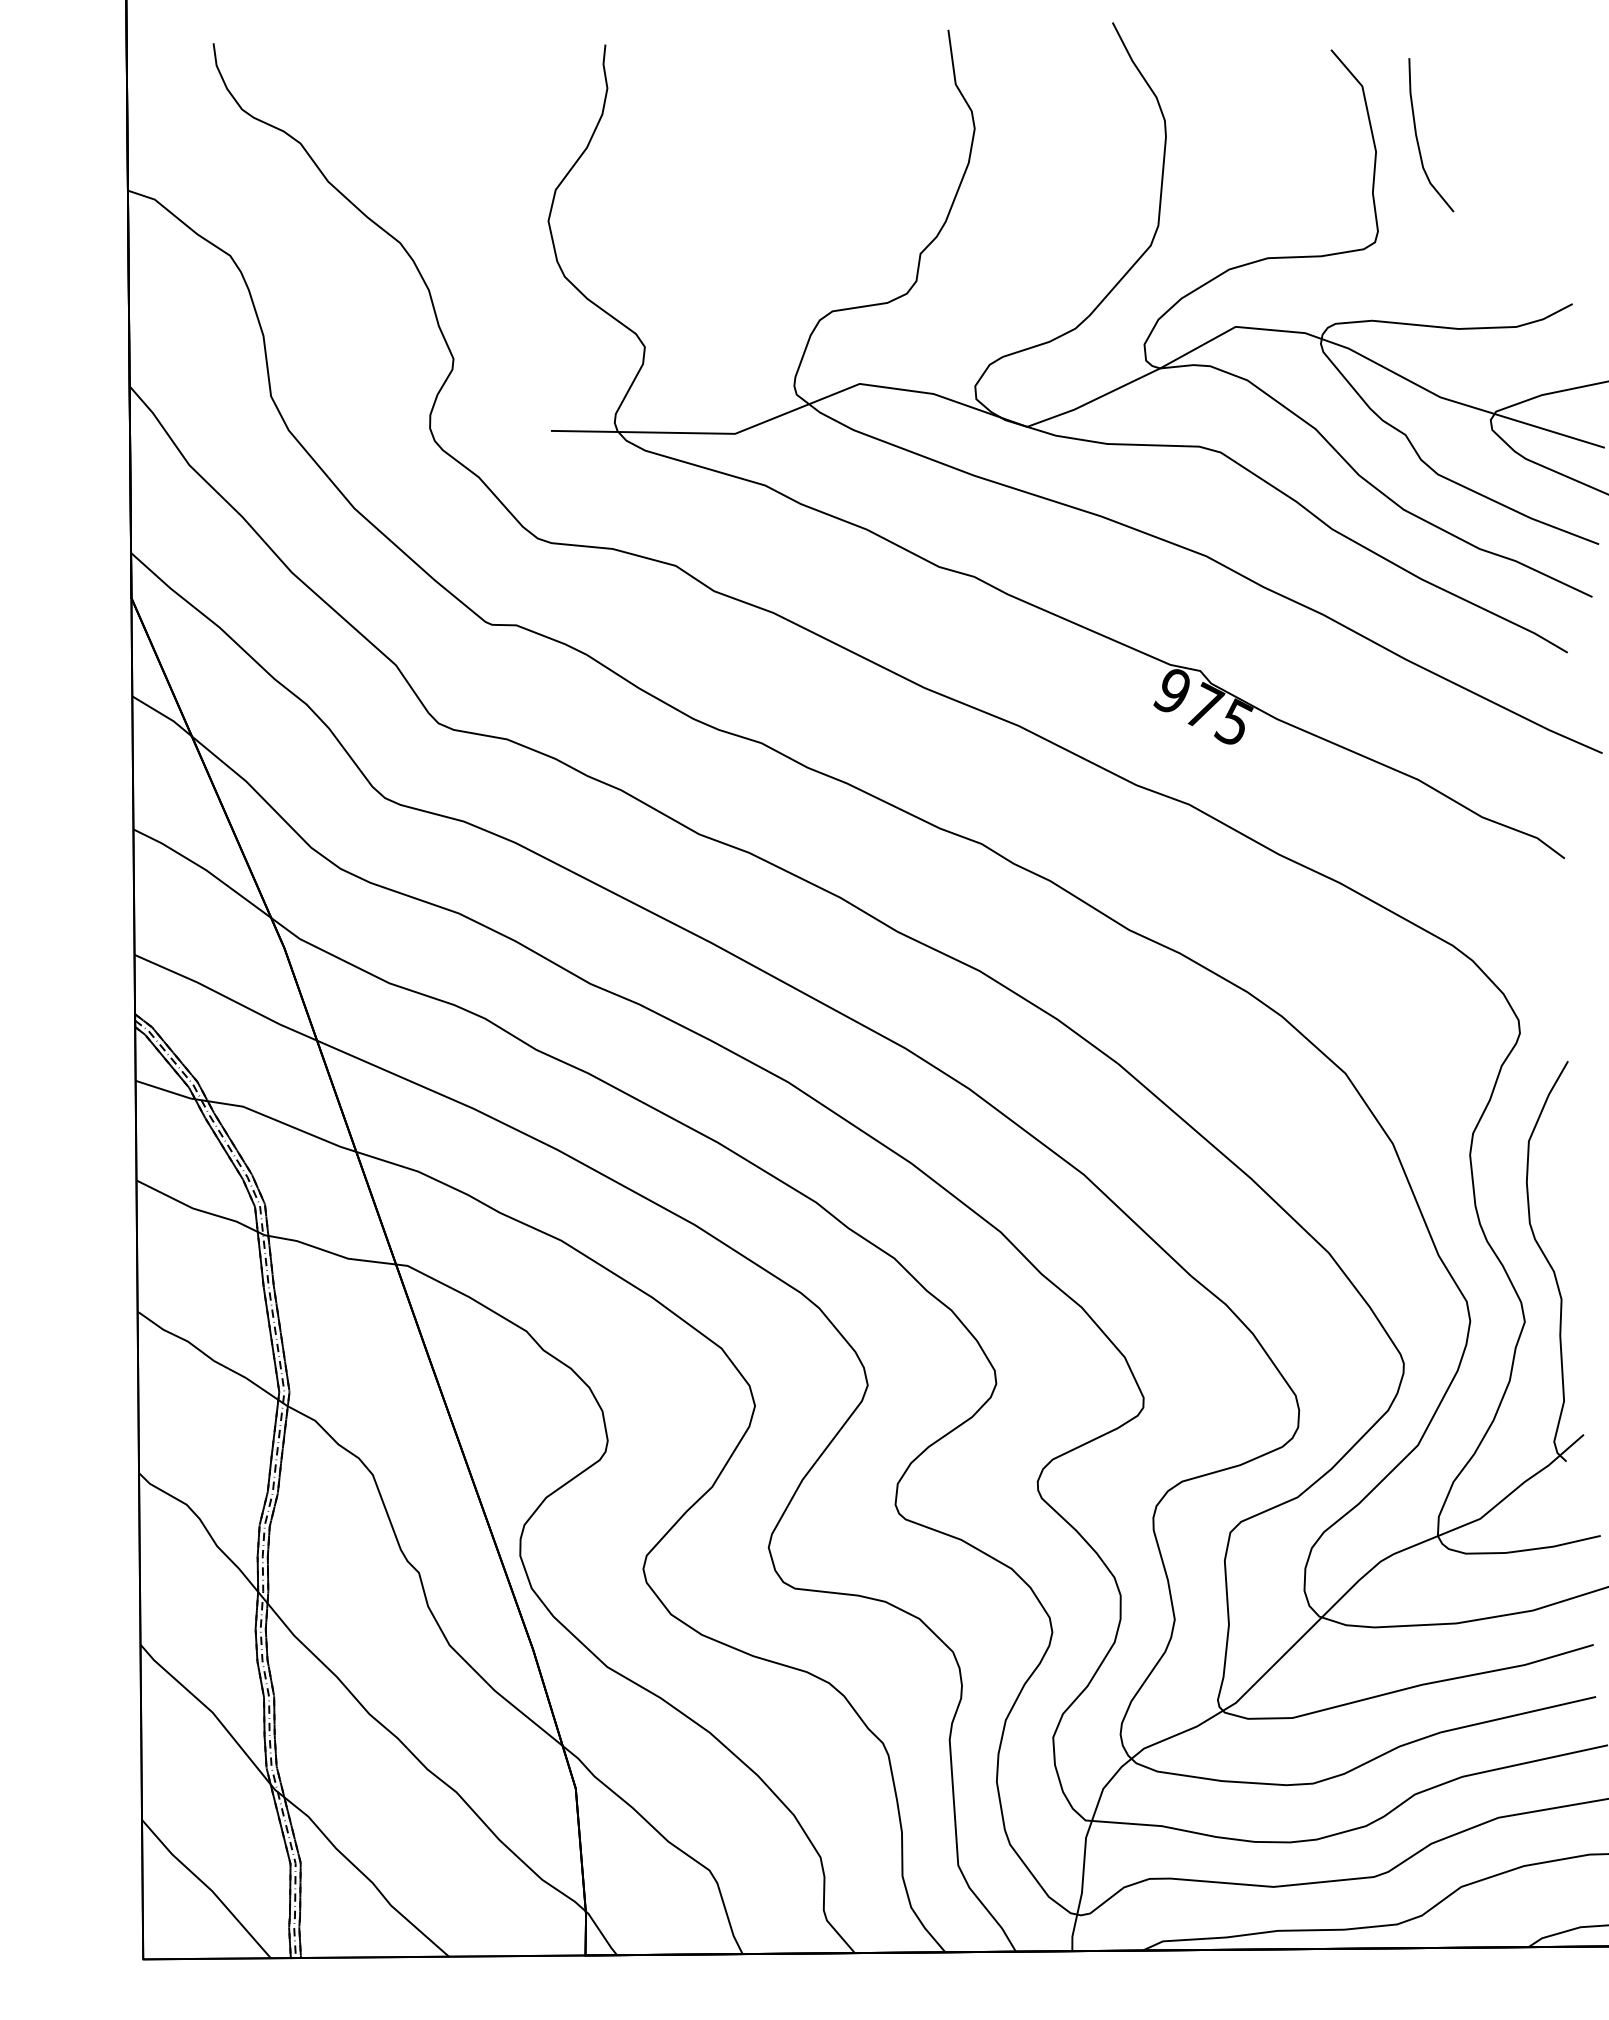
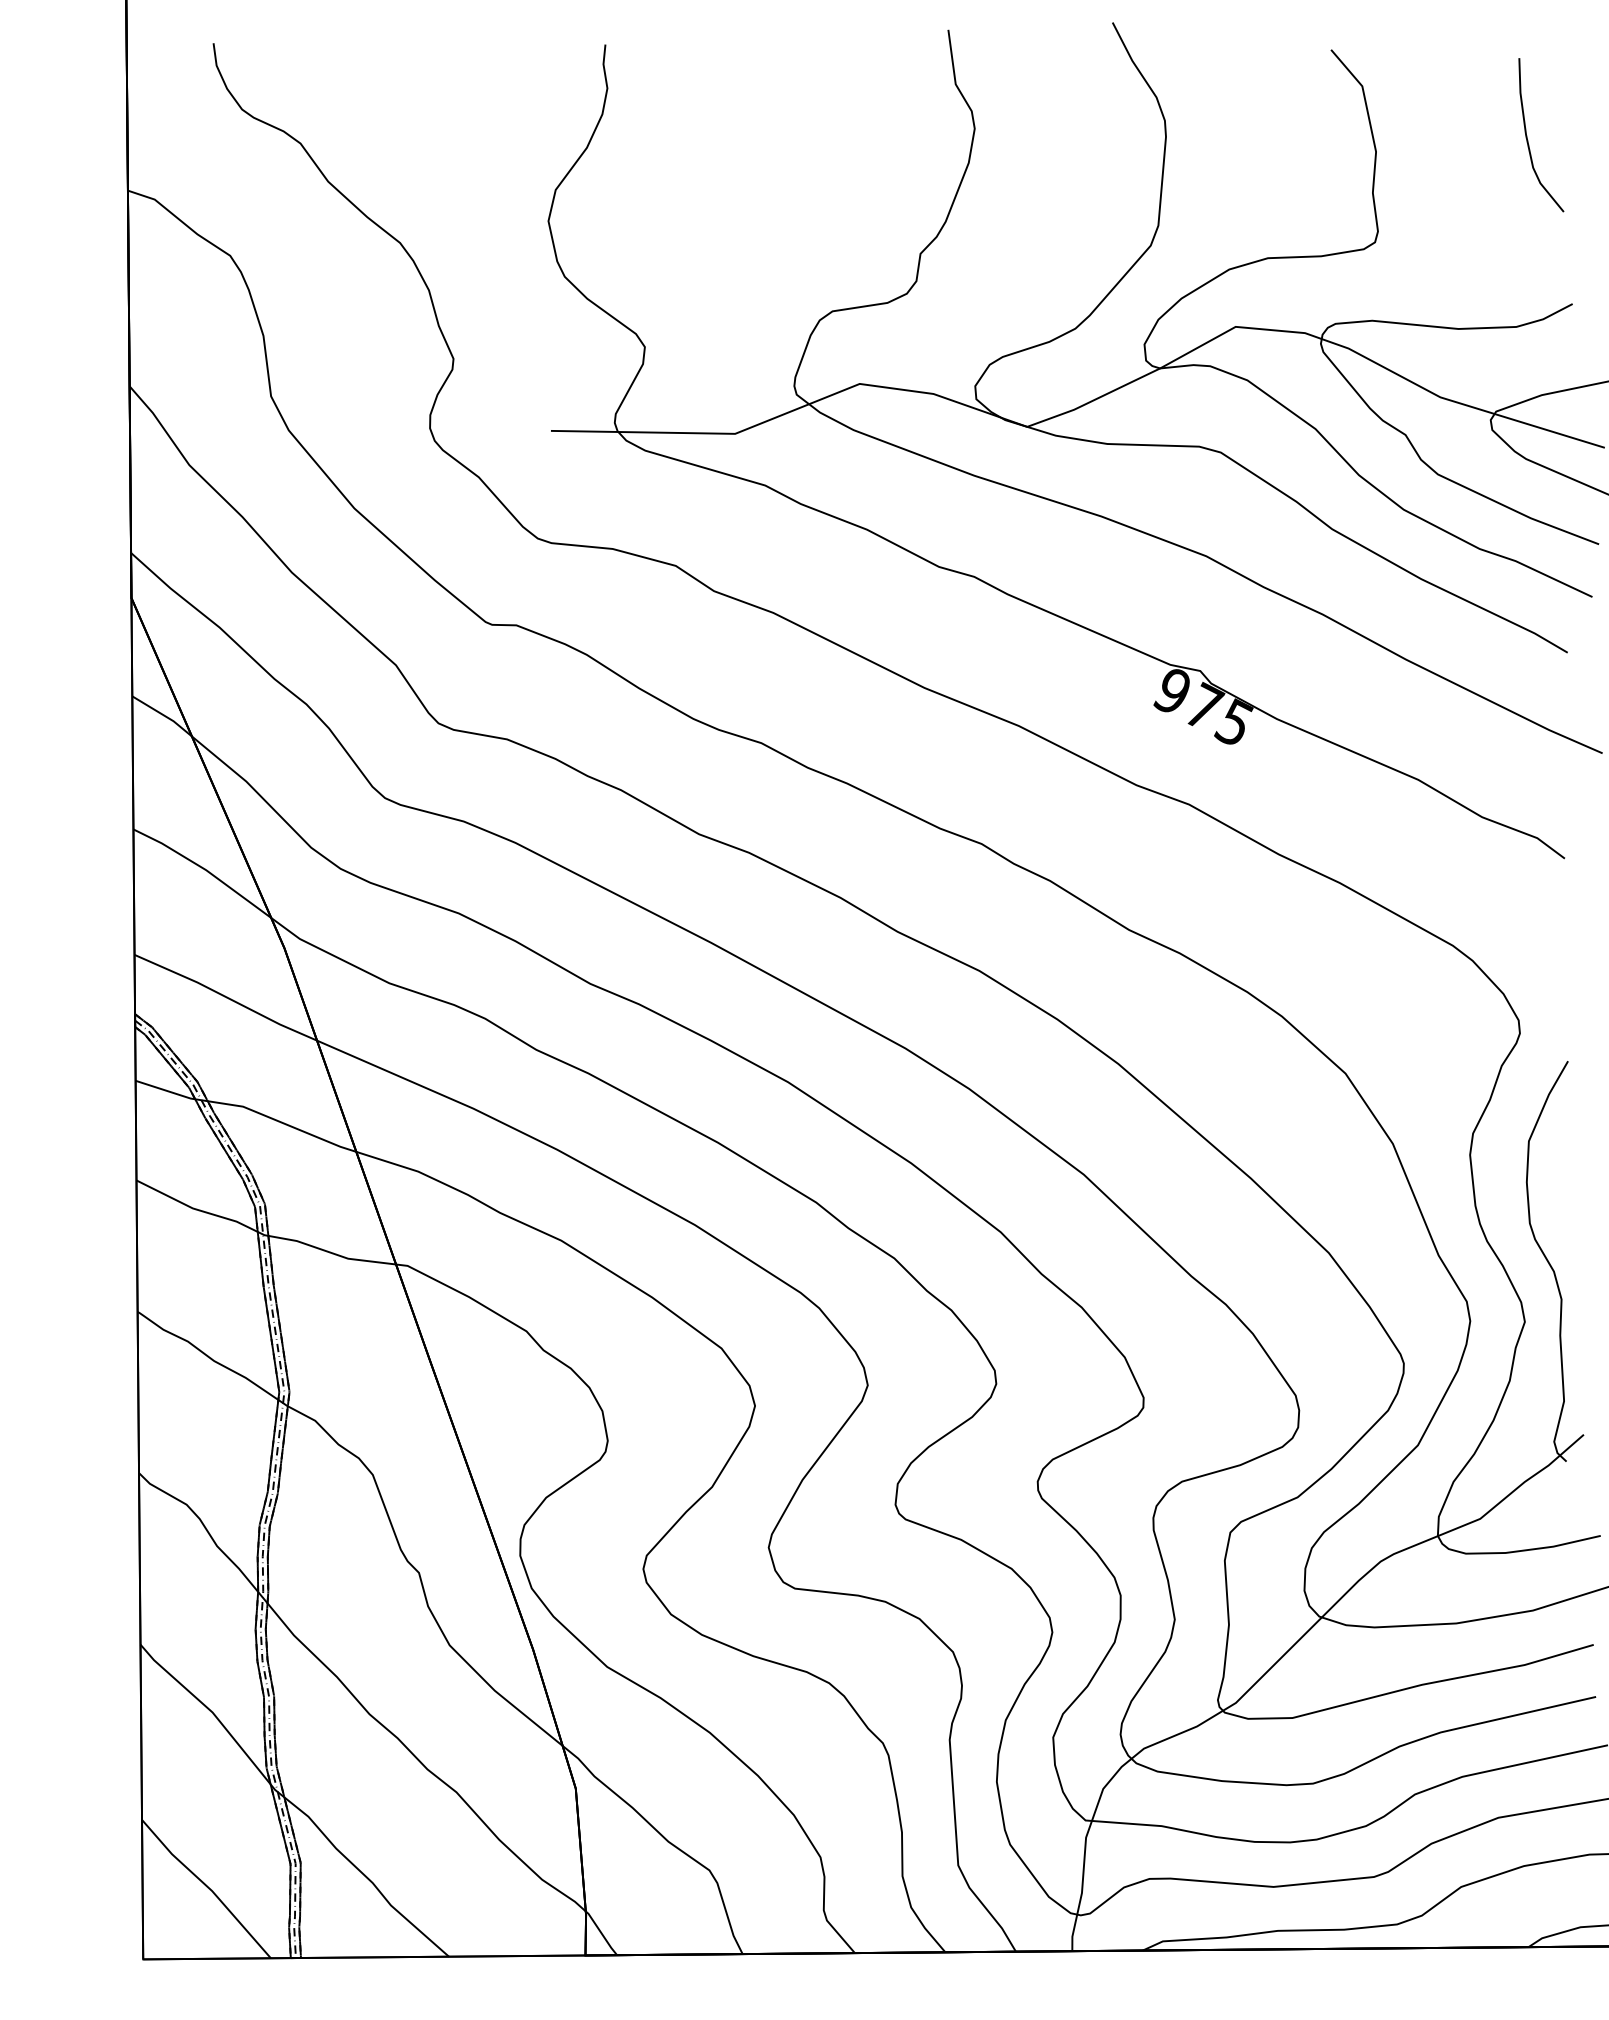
curve position: (1418, 140) -> (1528, 140) (1528, 140)
